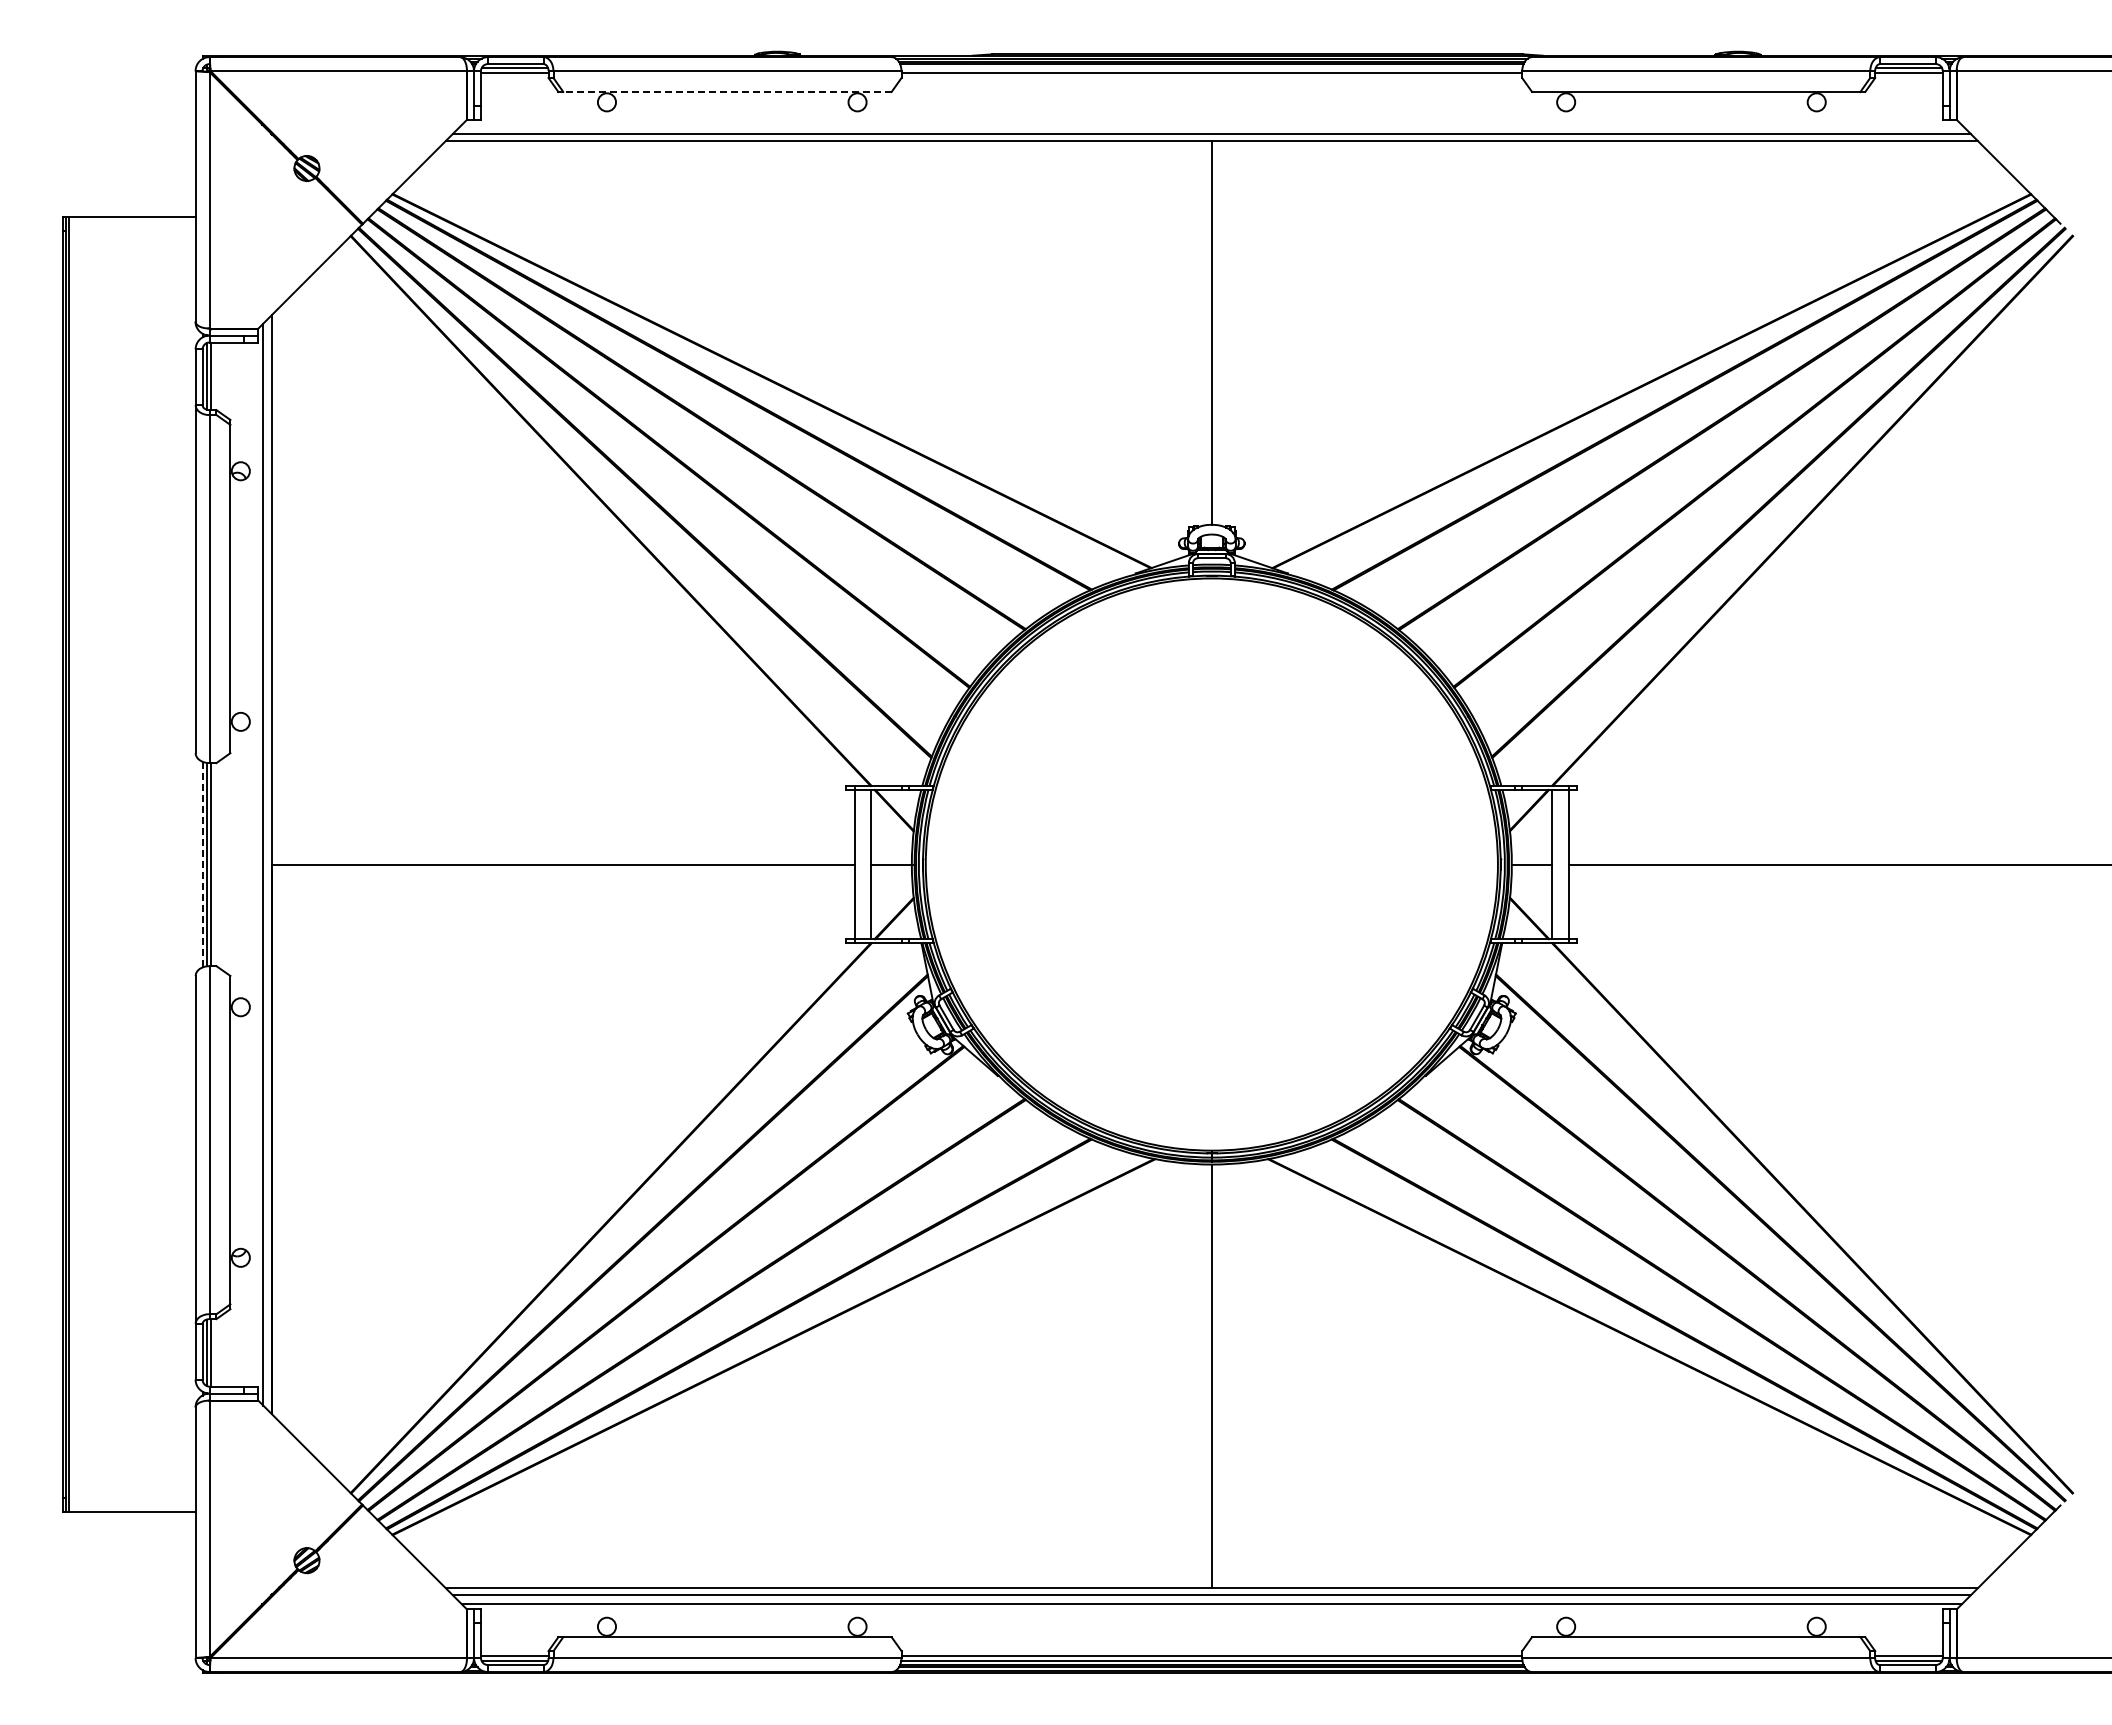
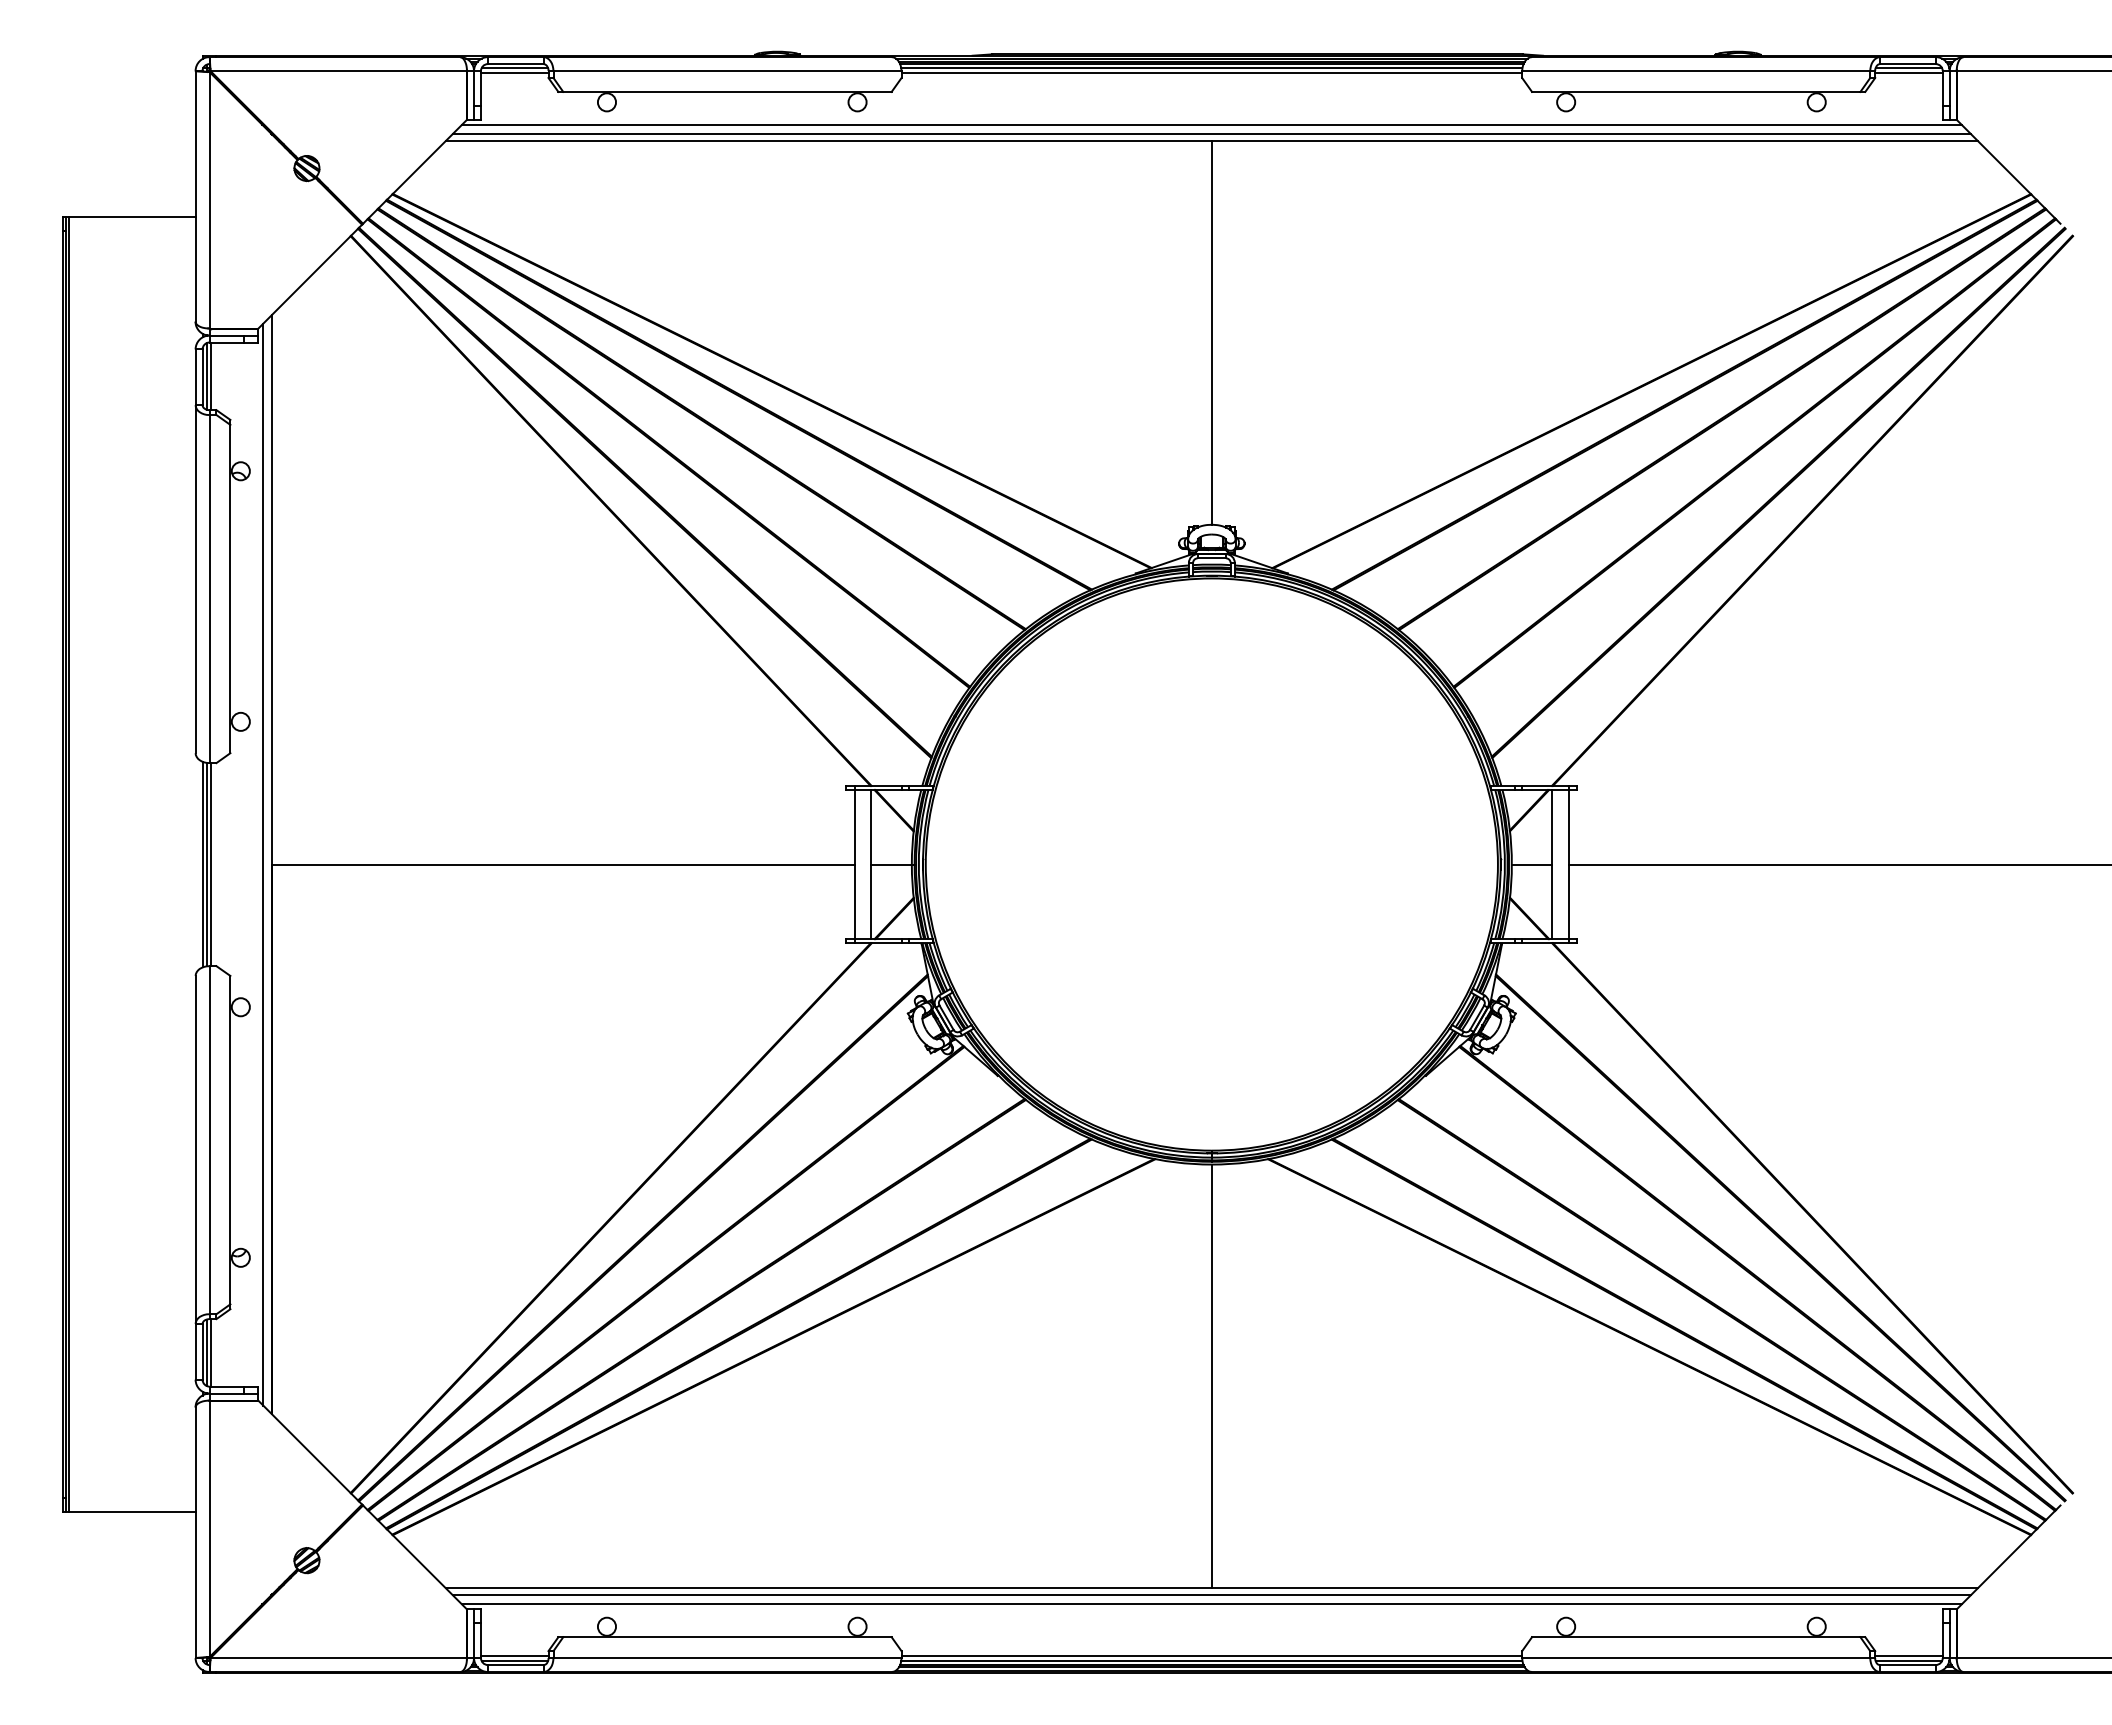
line: none -> present (1211, 68)
line: dashed -> solid (726, 91)
line: none -> present (1211, 124)
line: dashed -> solid (202, 864)
